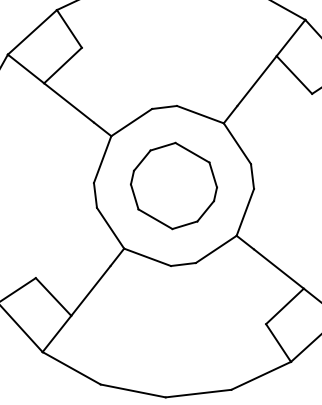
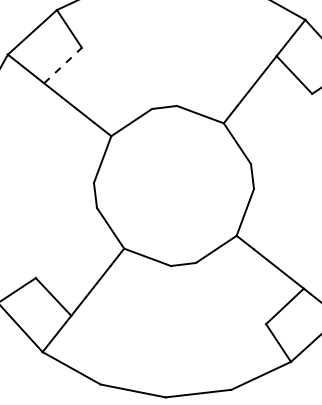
line: solid -> dashed (63, 65)
part: present -> none (173, 185)
